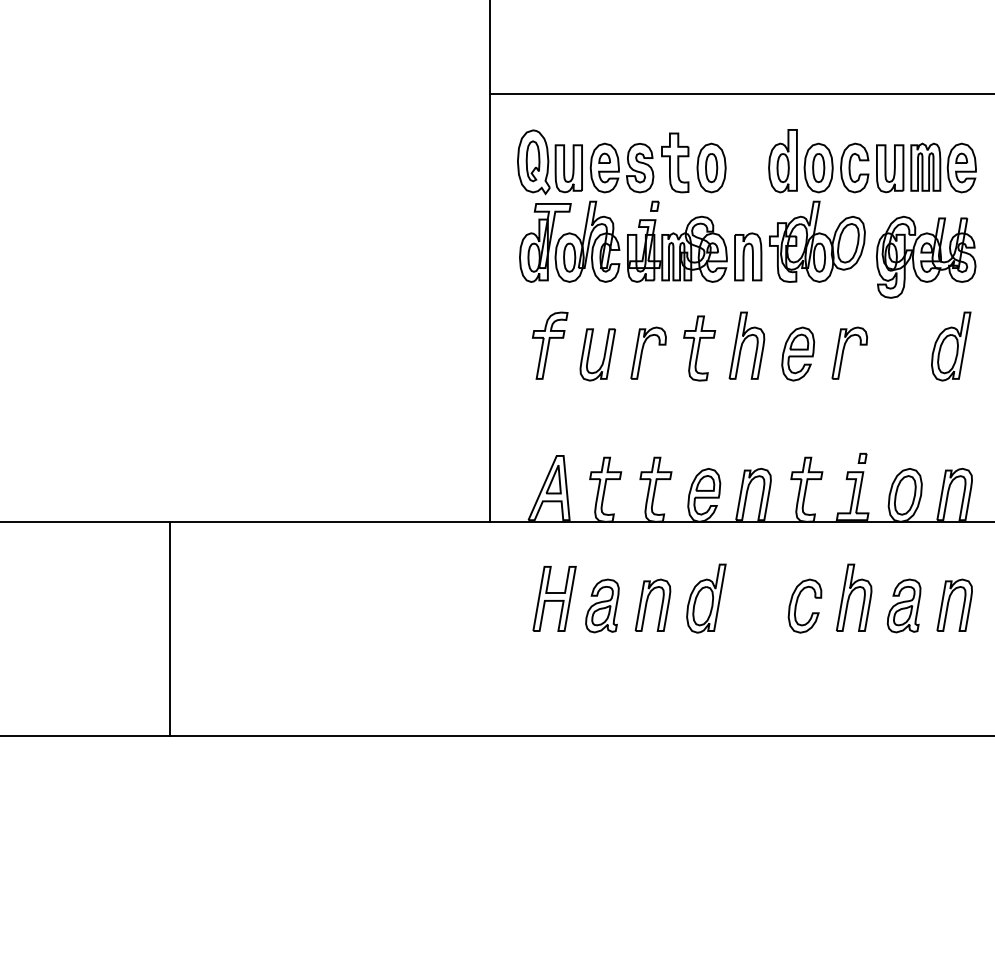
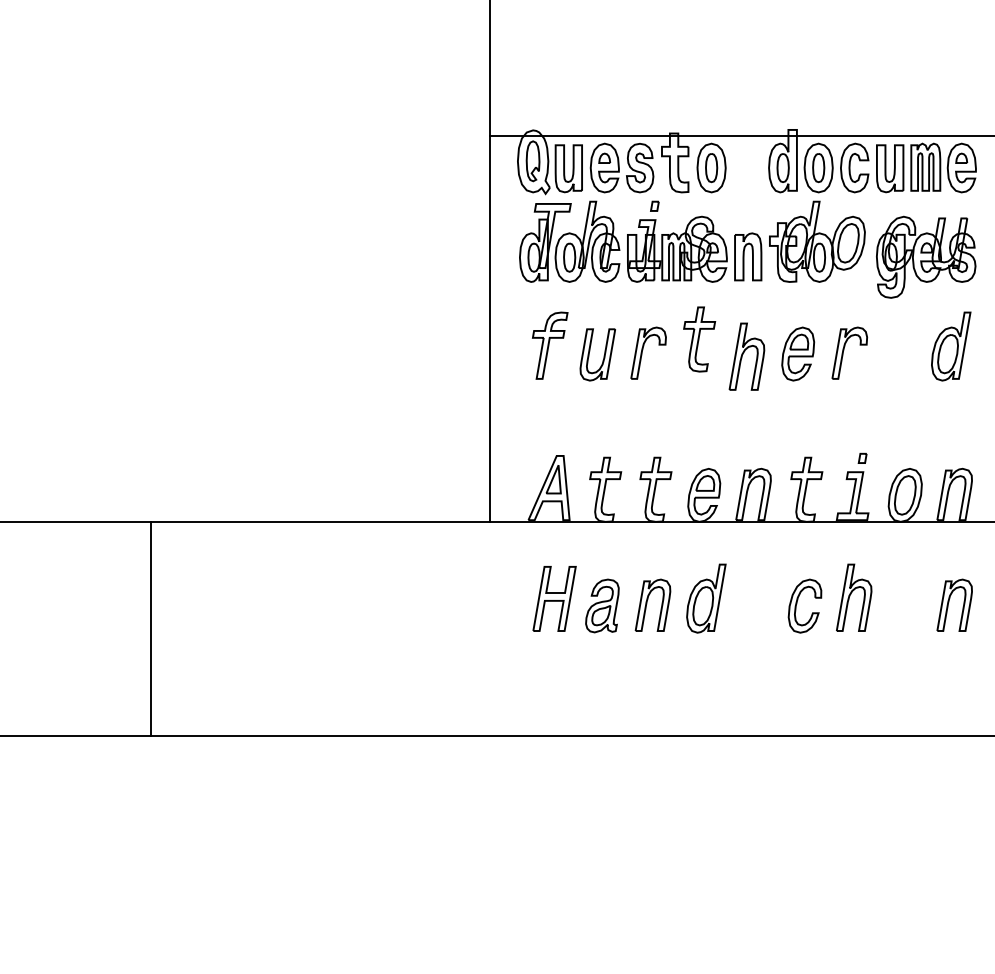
line position: (740, 94) -> (740, 136) (740, 136)
part position: (746, 345) -> (746, 356) (746, 356)
part position: (699, 348) -> (699, 339) (699, 339)
part: present -> none (903, 605)
line position: (169, 628) -> (150, 628) (150, 628)
